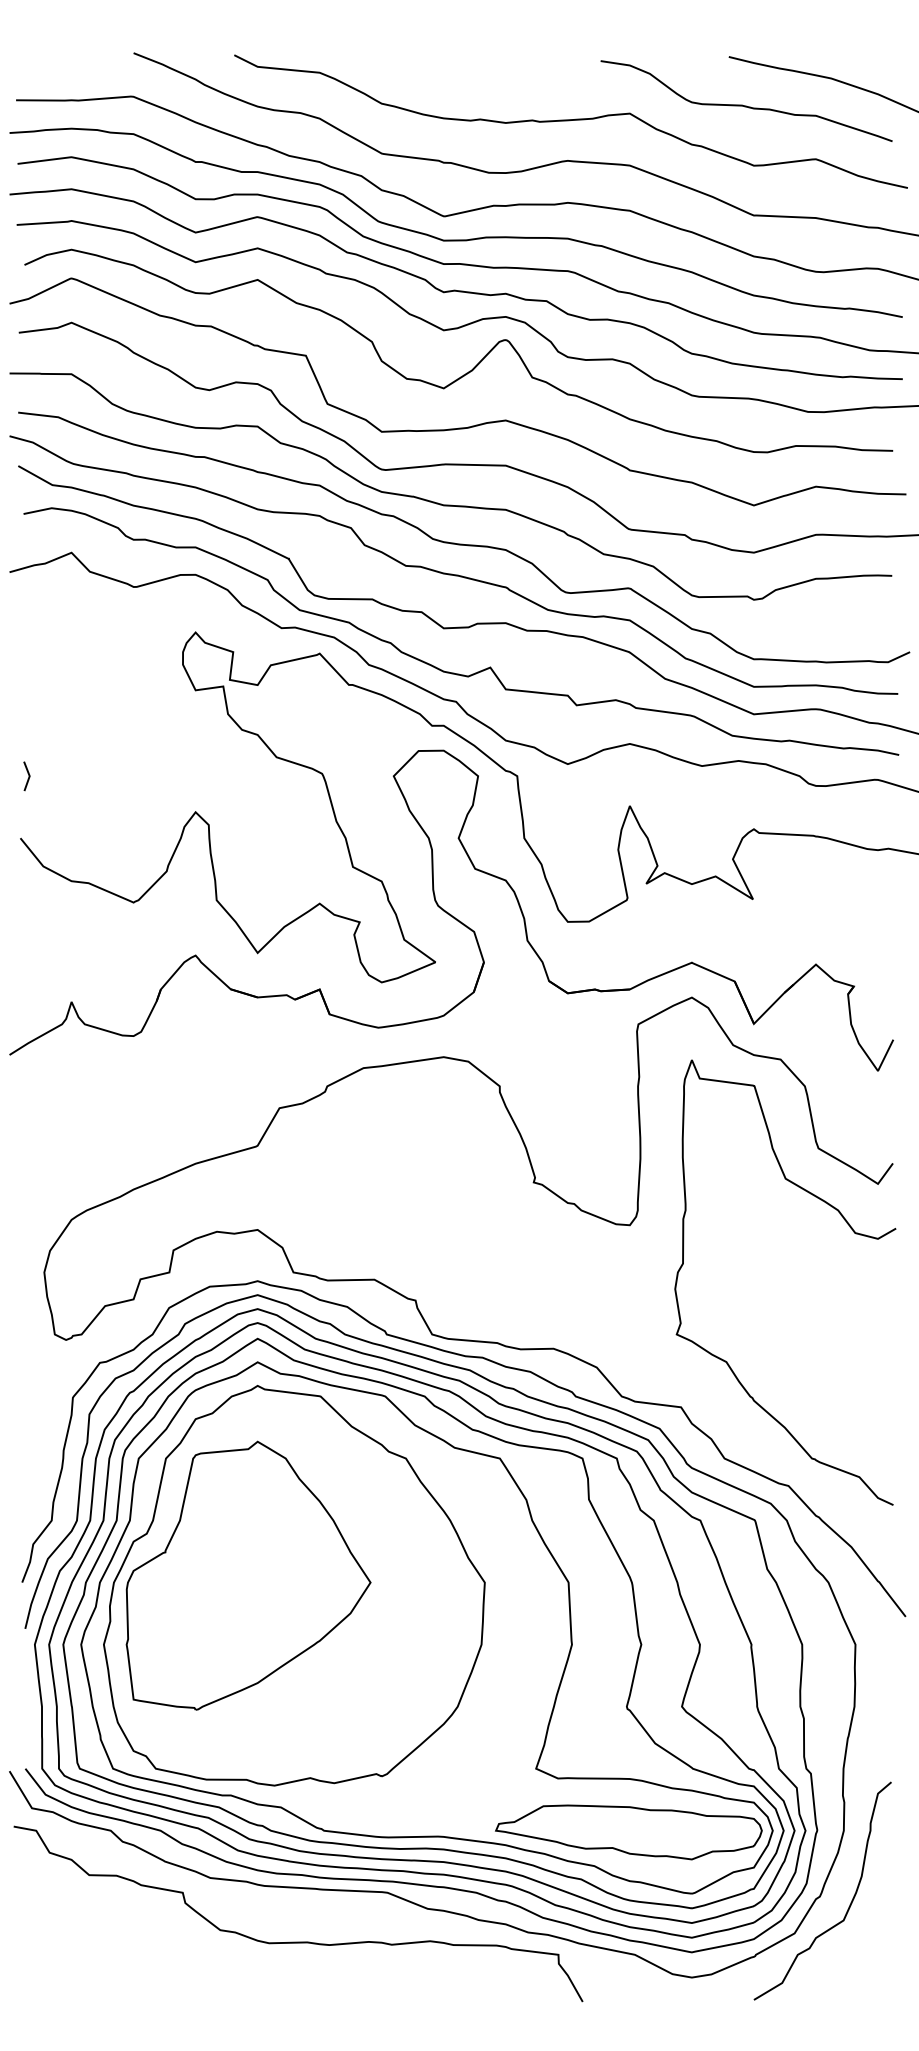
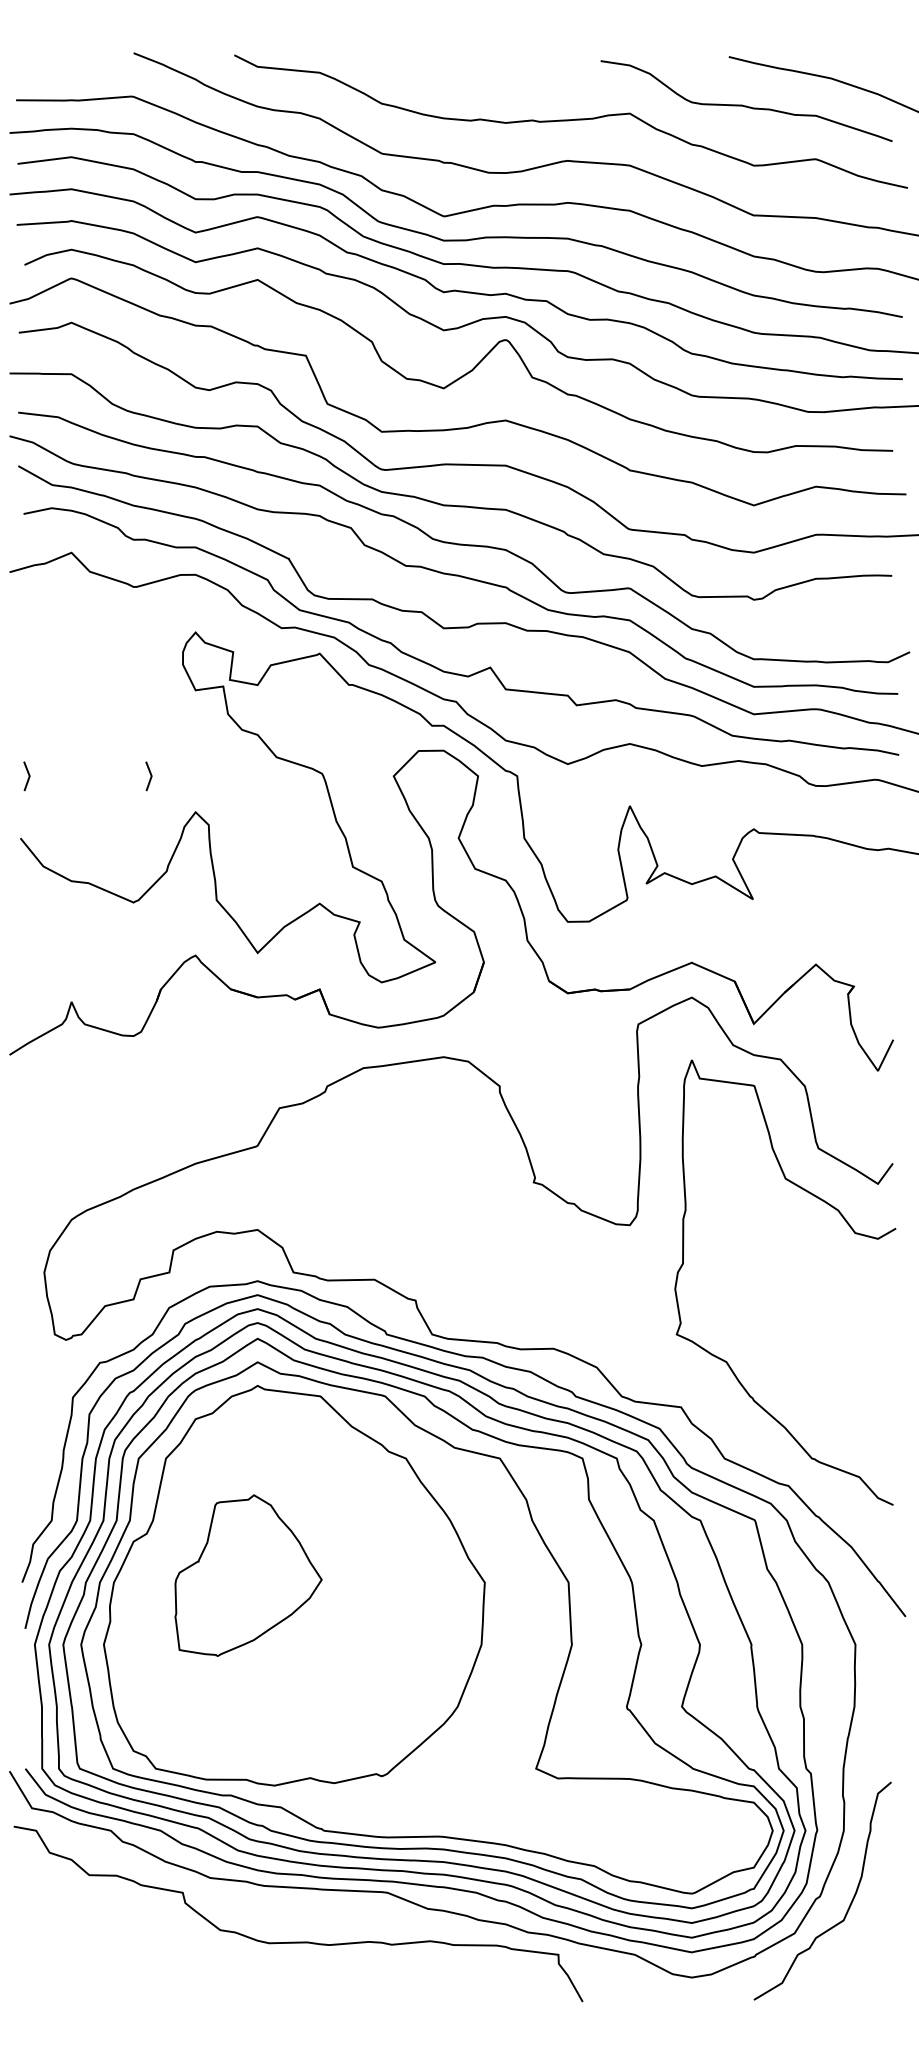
line: none -> present (150, 776)
part size: 247x271 px -> 149x163 px (248, 1575)
part: present -> none (628, 1832)
